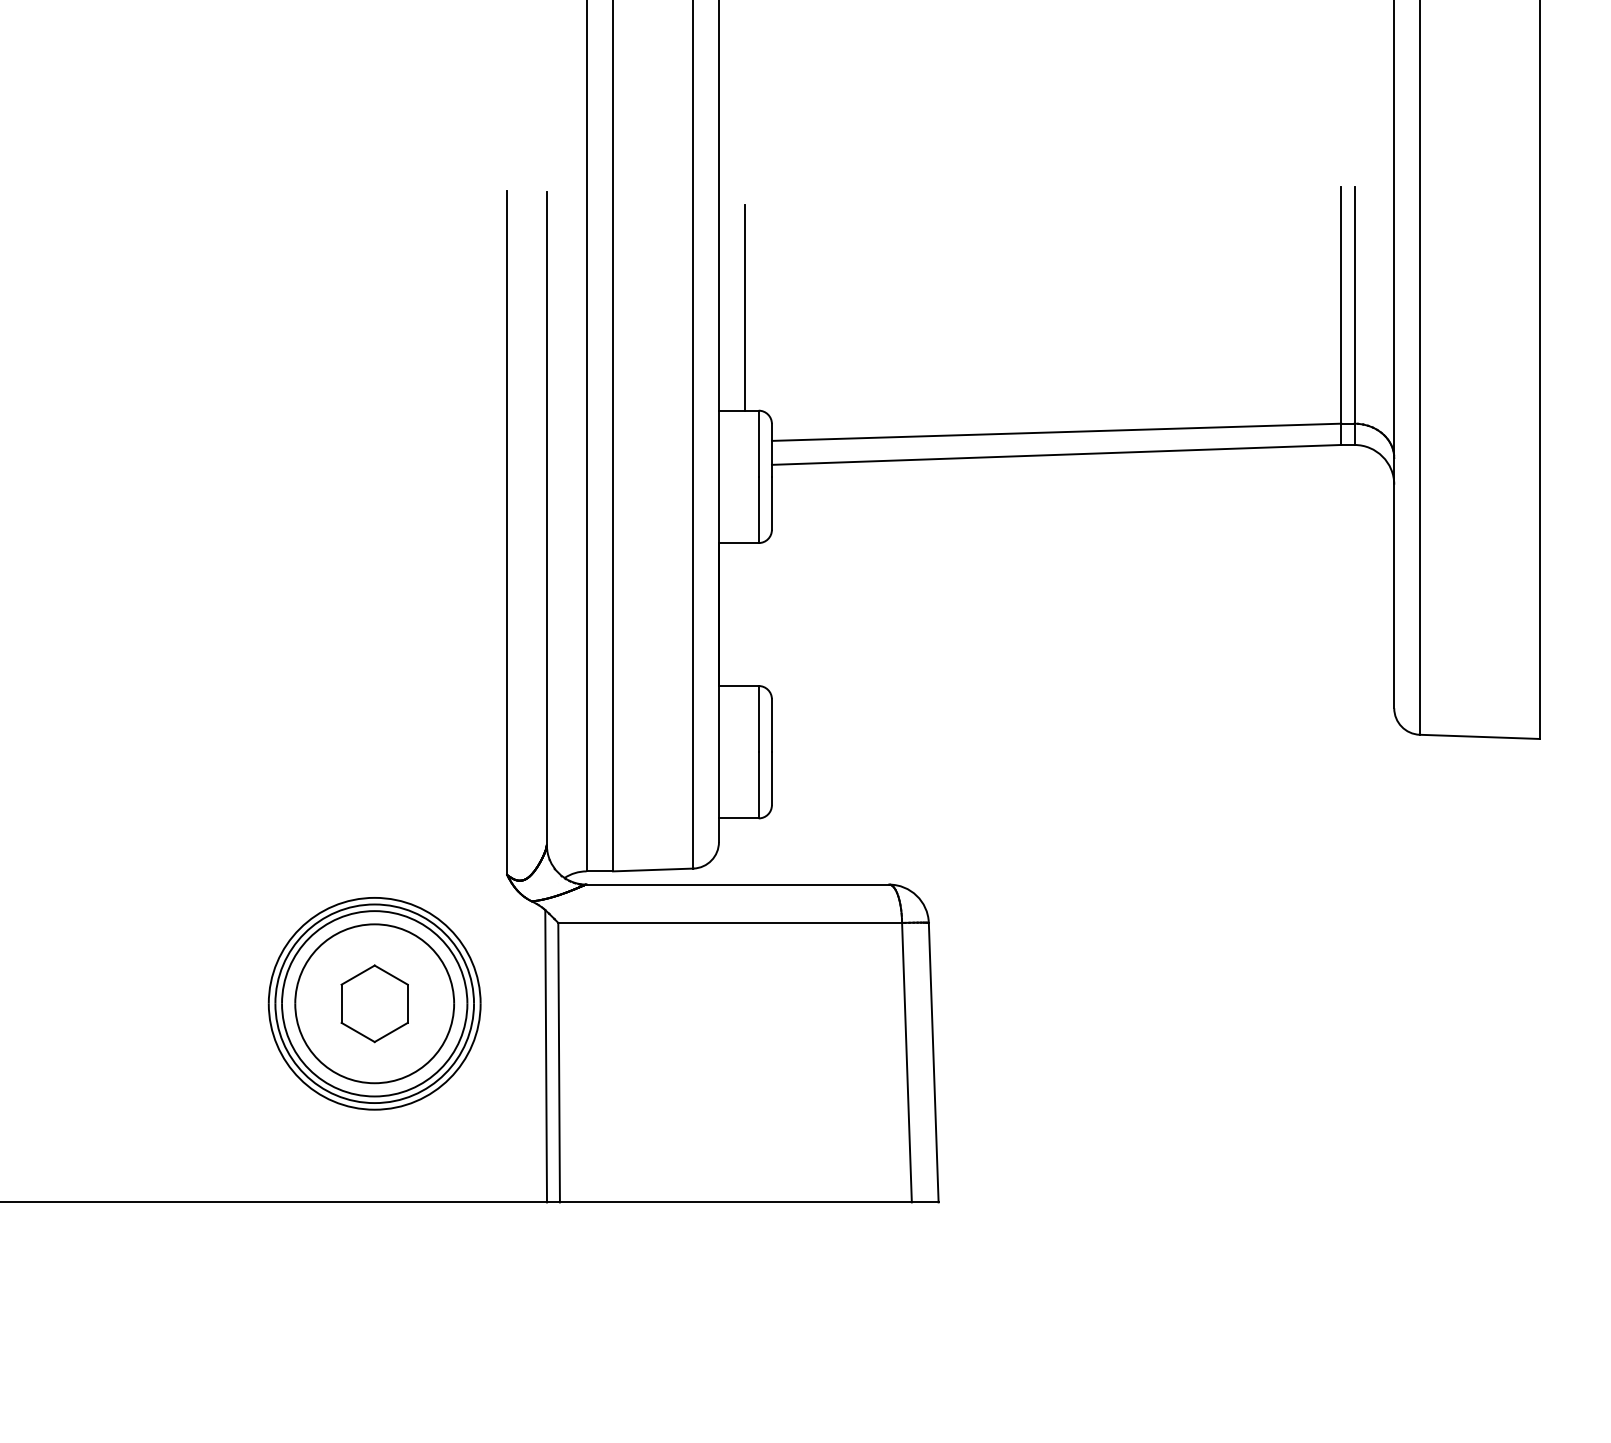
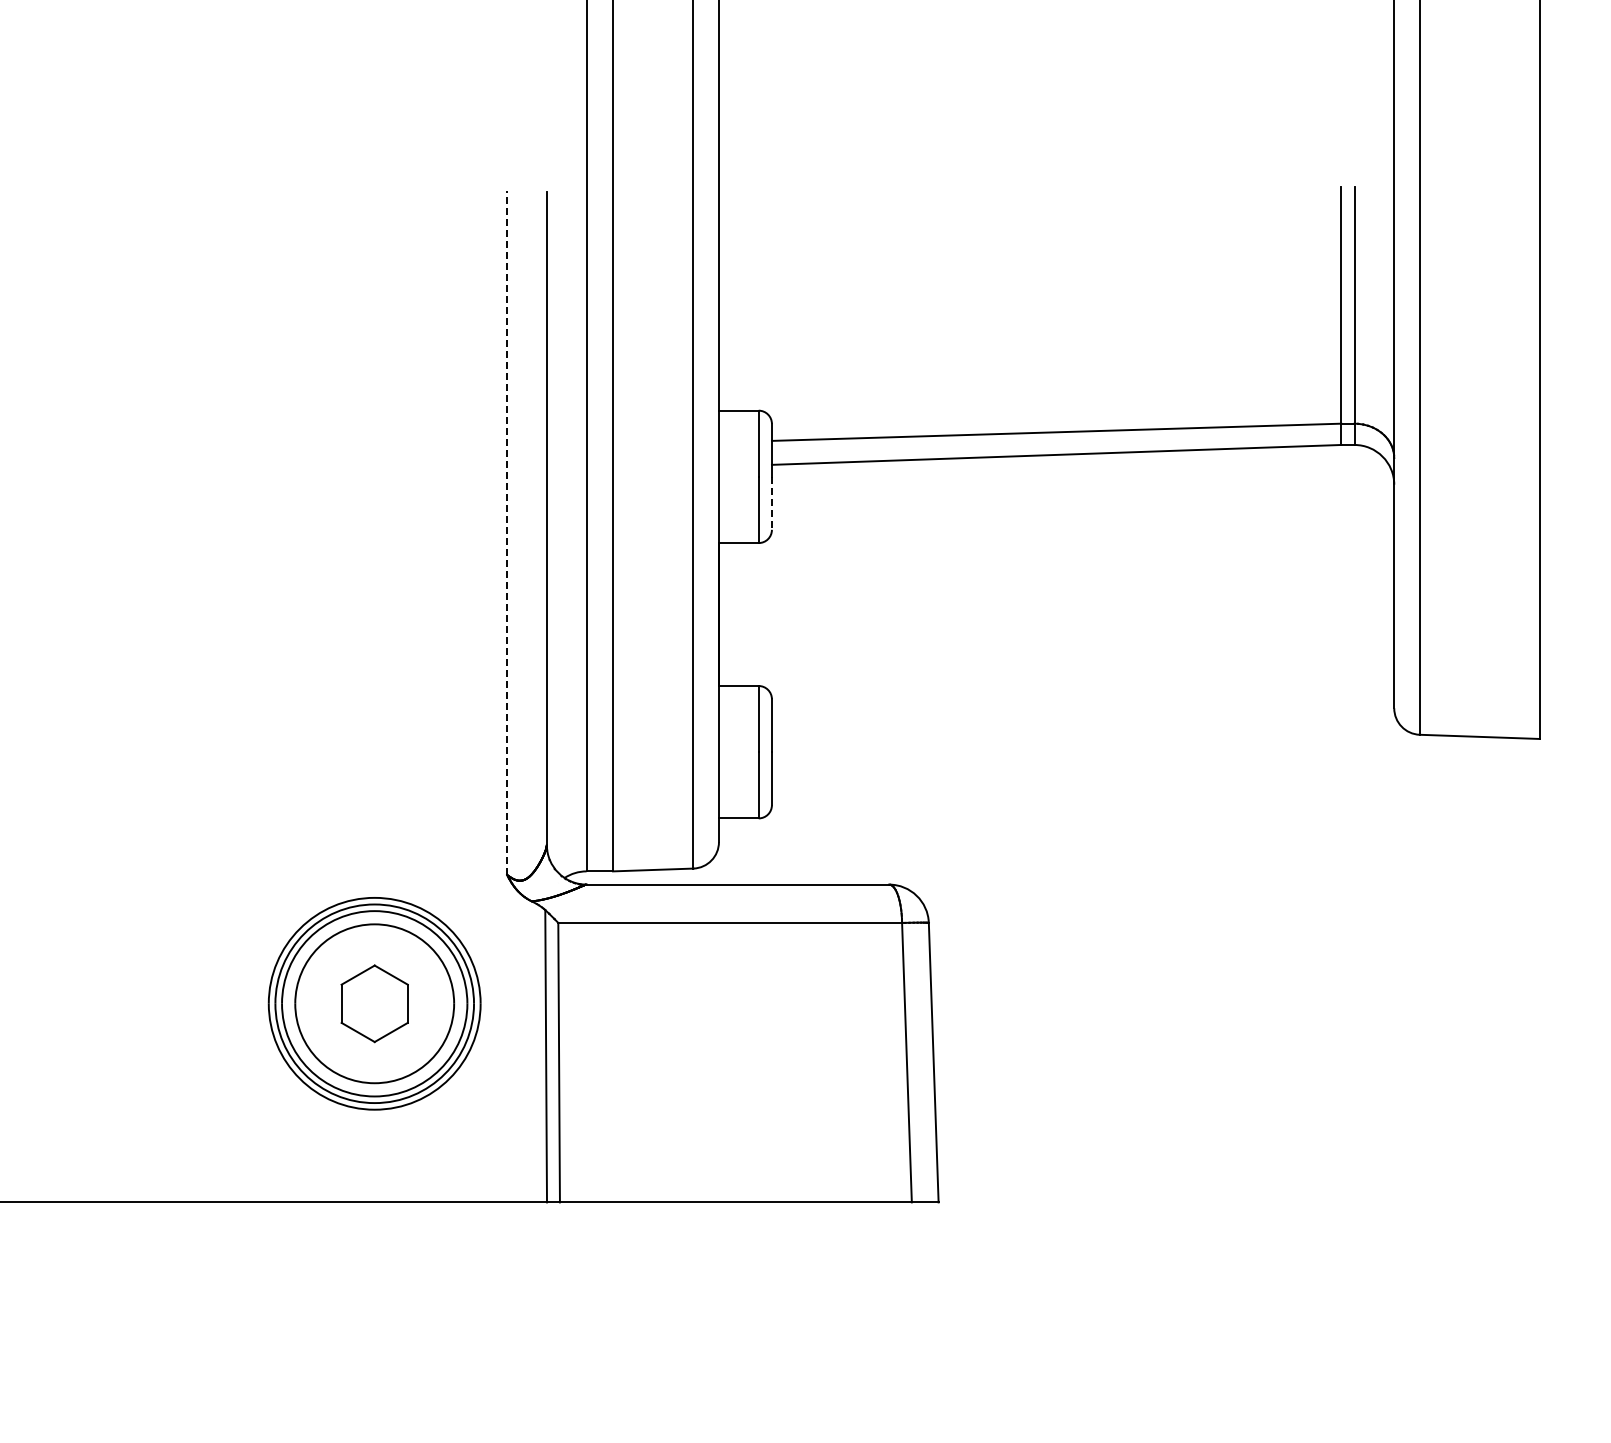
line: present -> none (744, 307)
line: solid -> dashed (771, 503)
line: solid -> dashed (507, 532)
